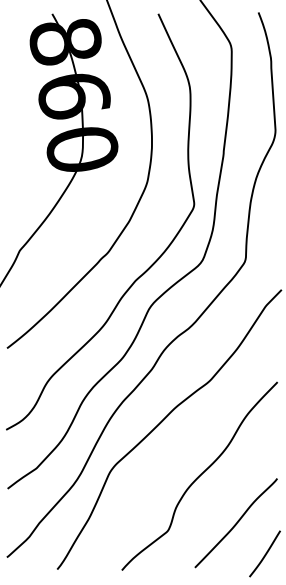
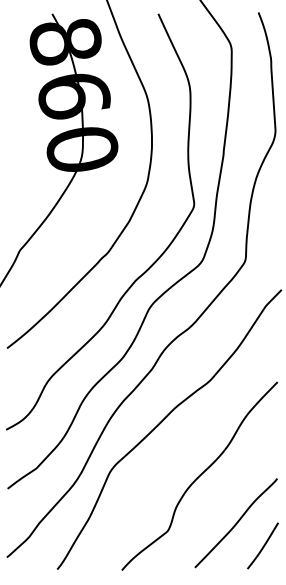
curve position: (265, 553) -> (263, 545) (263, 545)
